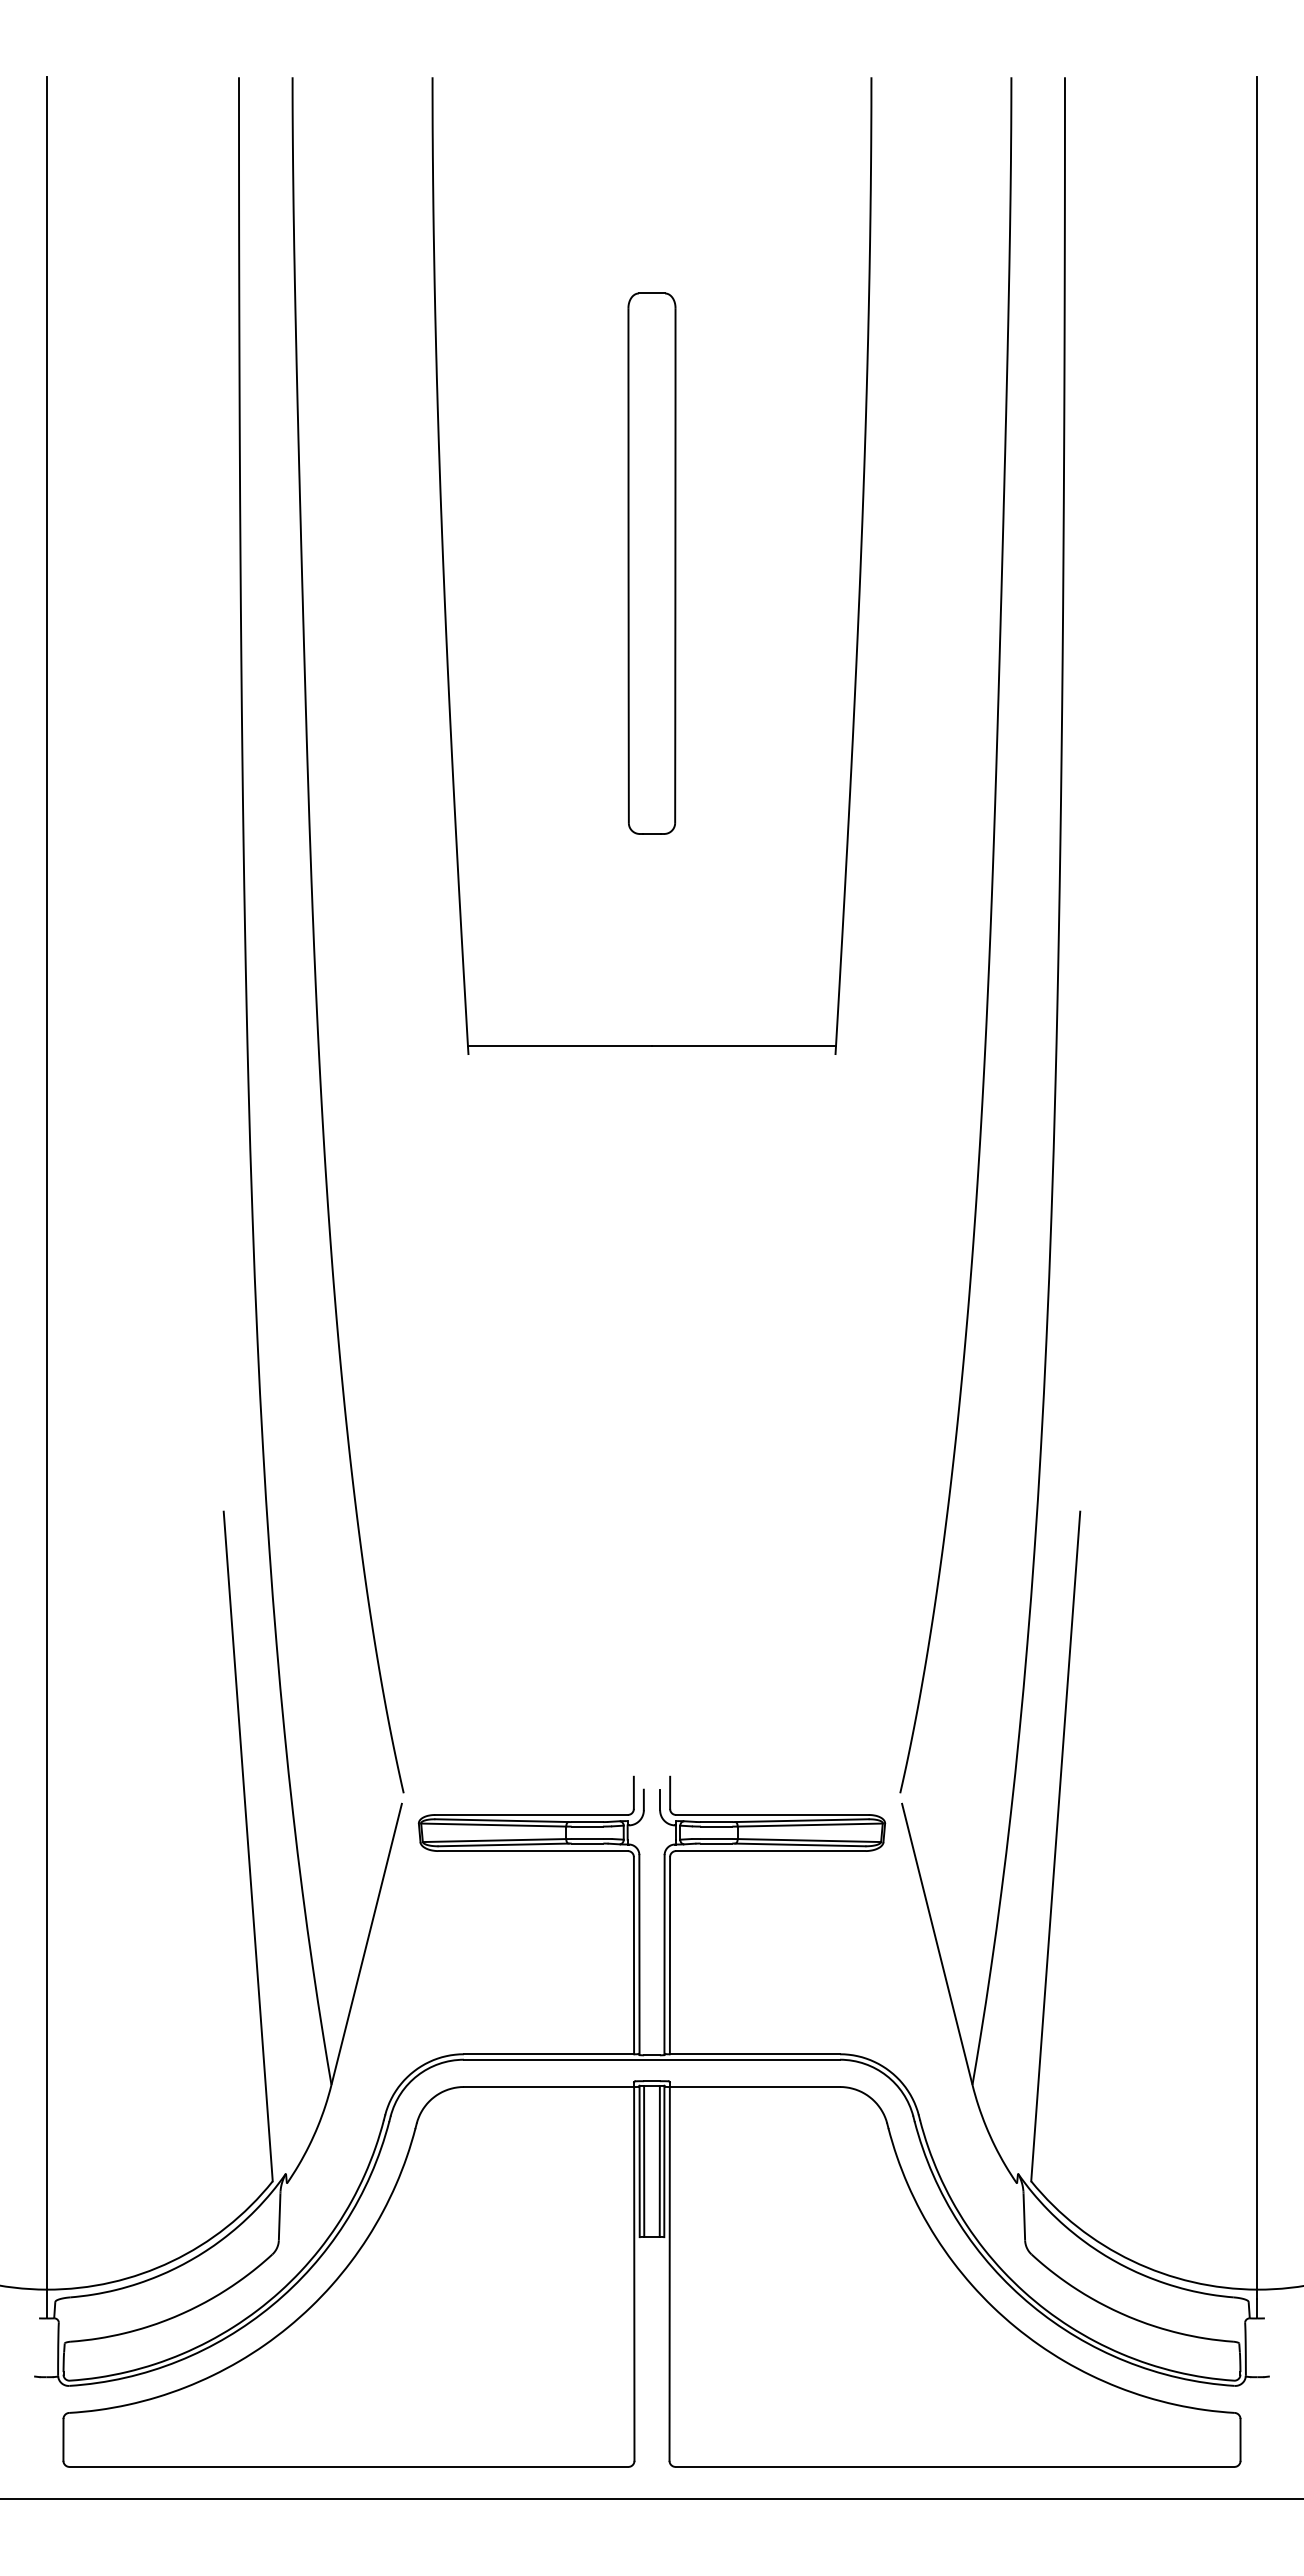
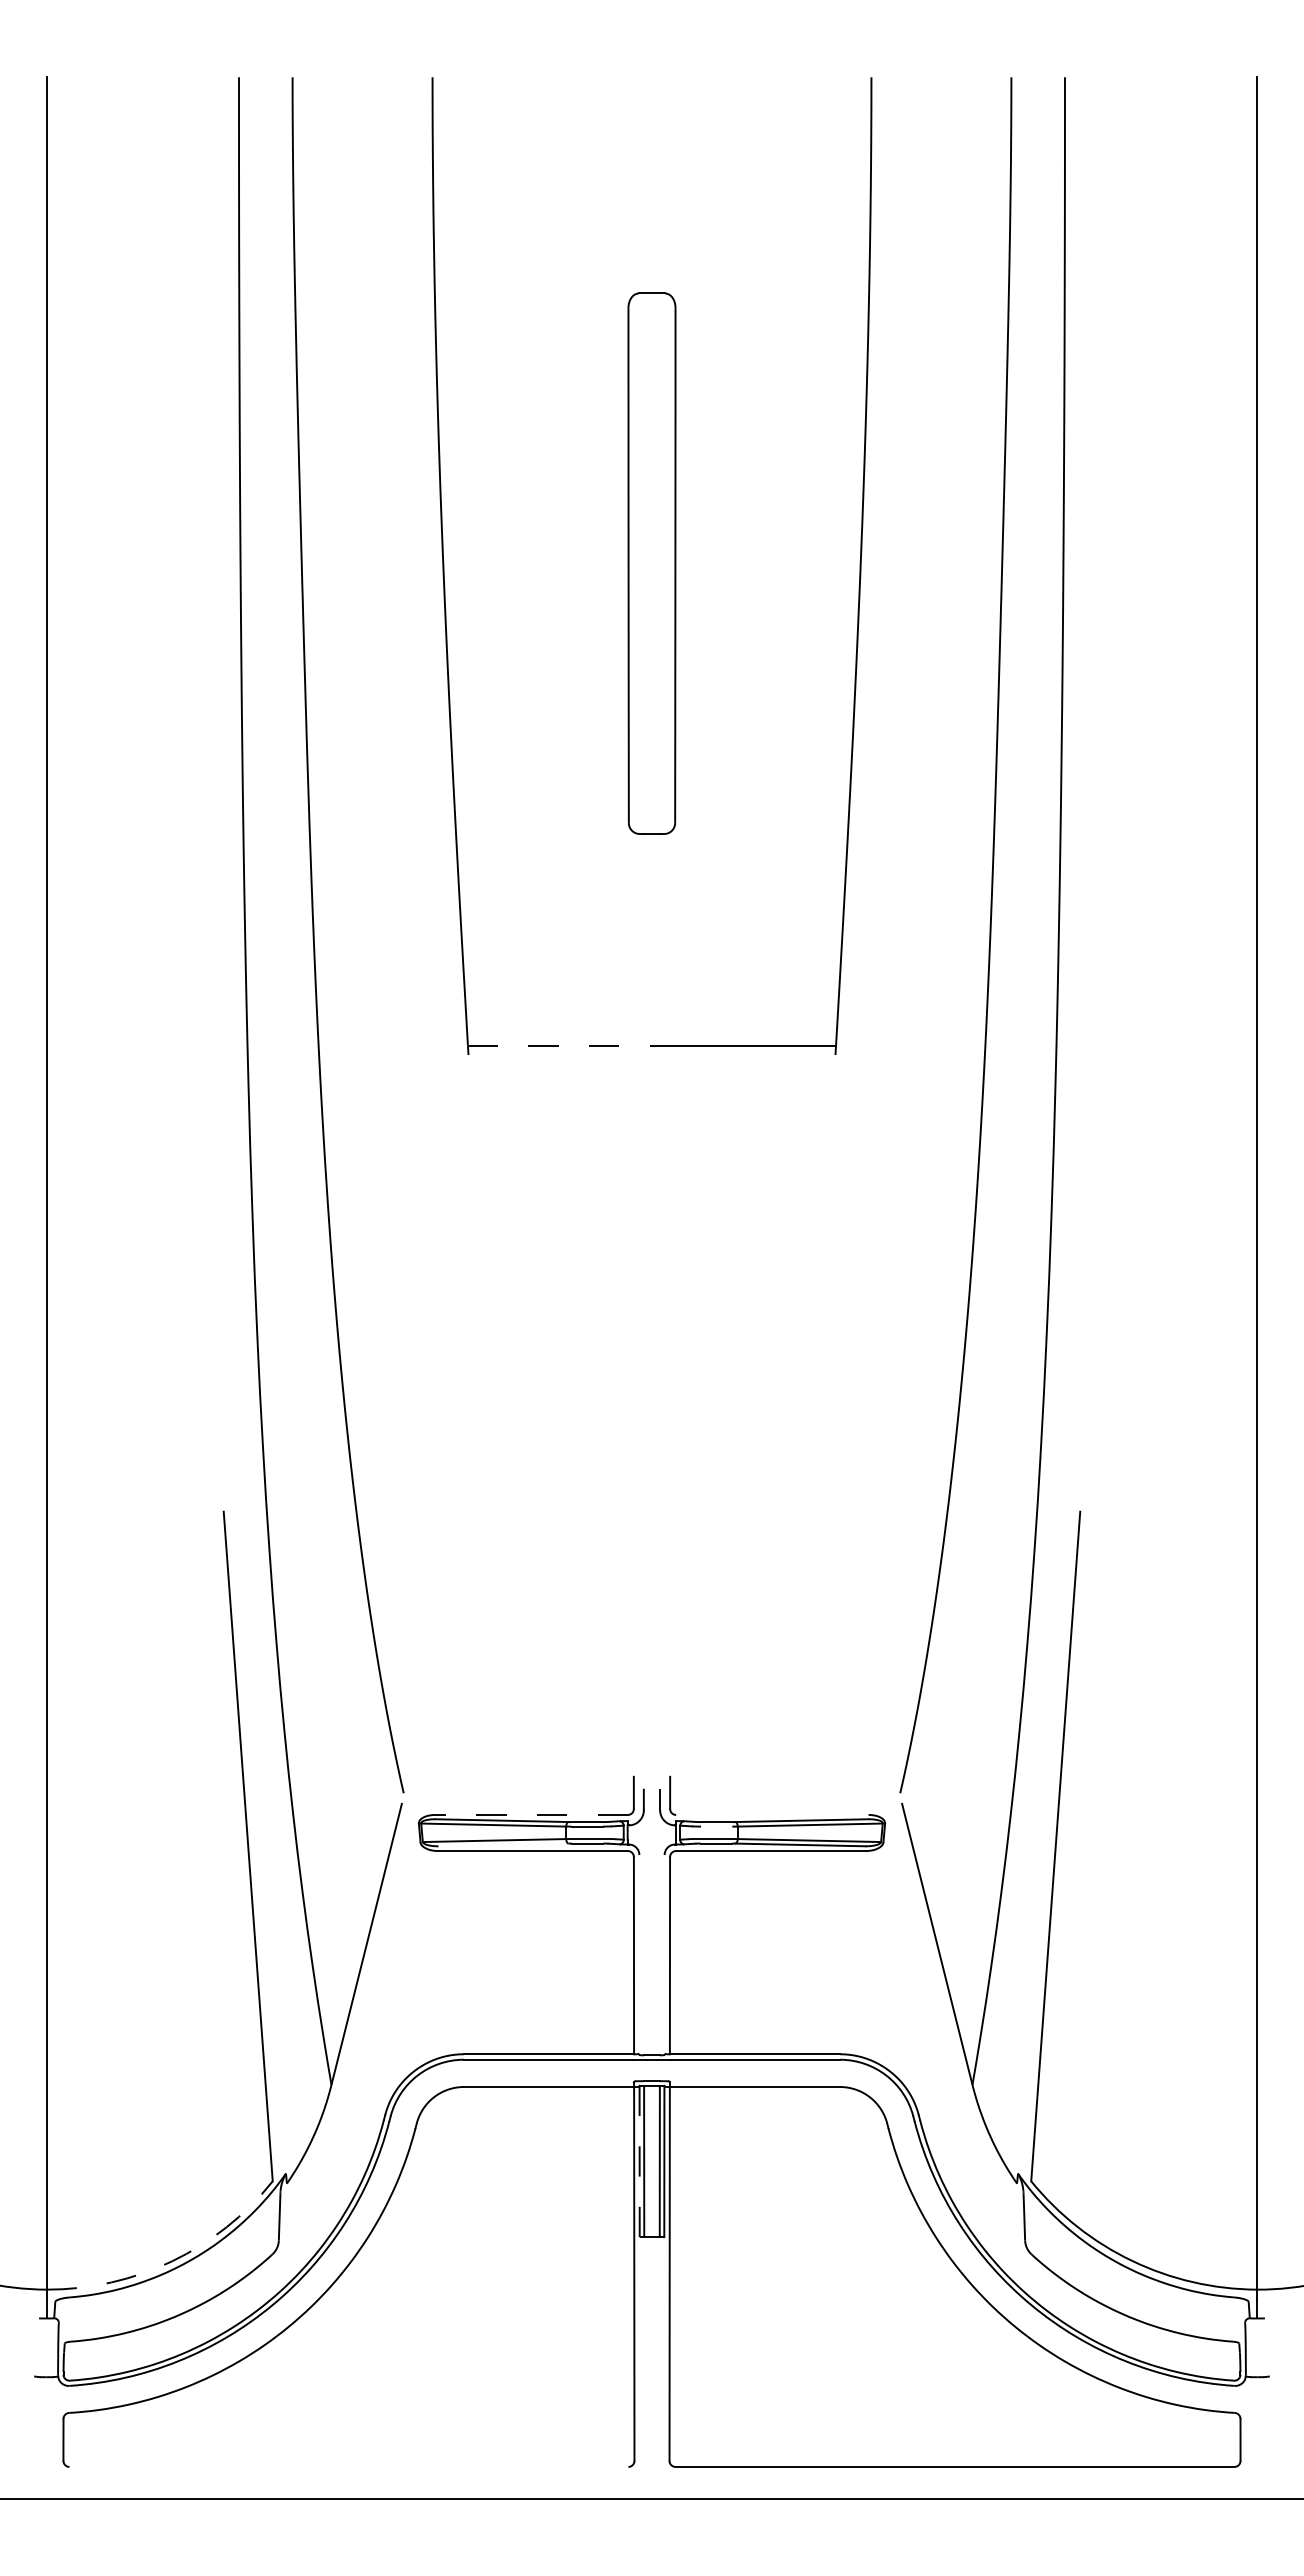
line: solid -> dashed (560, 1045)
line: solid -> dashed (531, 1814)
line: present -> none (772, 1814)
line: present -> none (716, 1826)
line: present -> none (503, 1844)
line: present -> none (639, 1954)
line: present -> none (664, 1954)
line: solid -> dashed (639, 2161)
arc: solid -> dashed (172, 2261)
line: present -> none (348, 2466)
